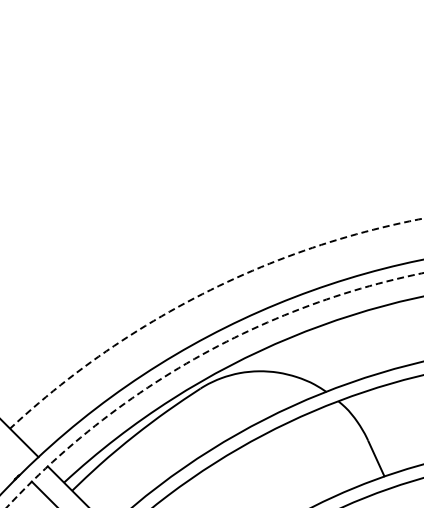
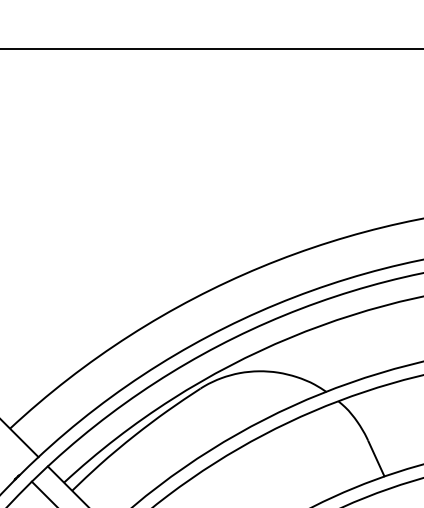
line: none -> present (211, 48)
arc: dashed -> solid (203, 293)
arc: dashed -> solid (197, 357)
